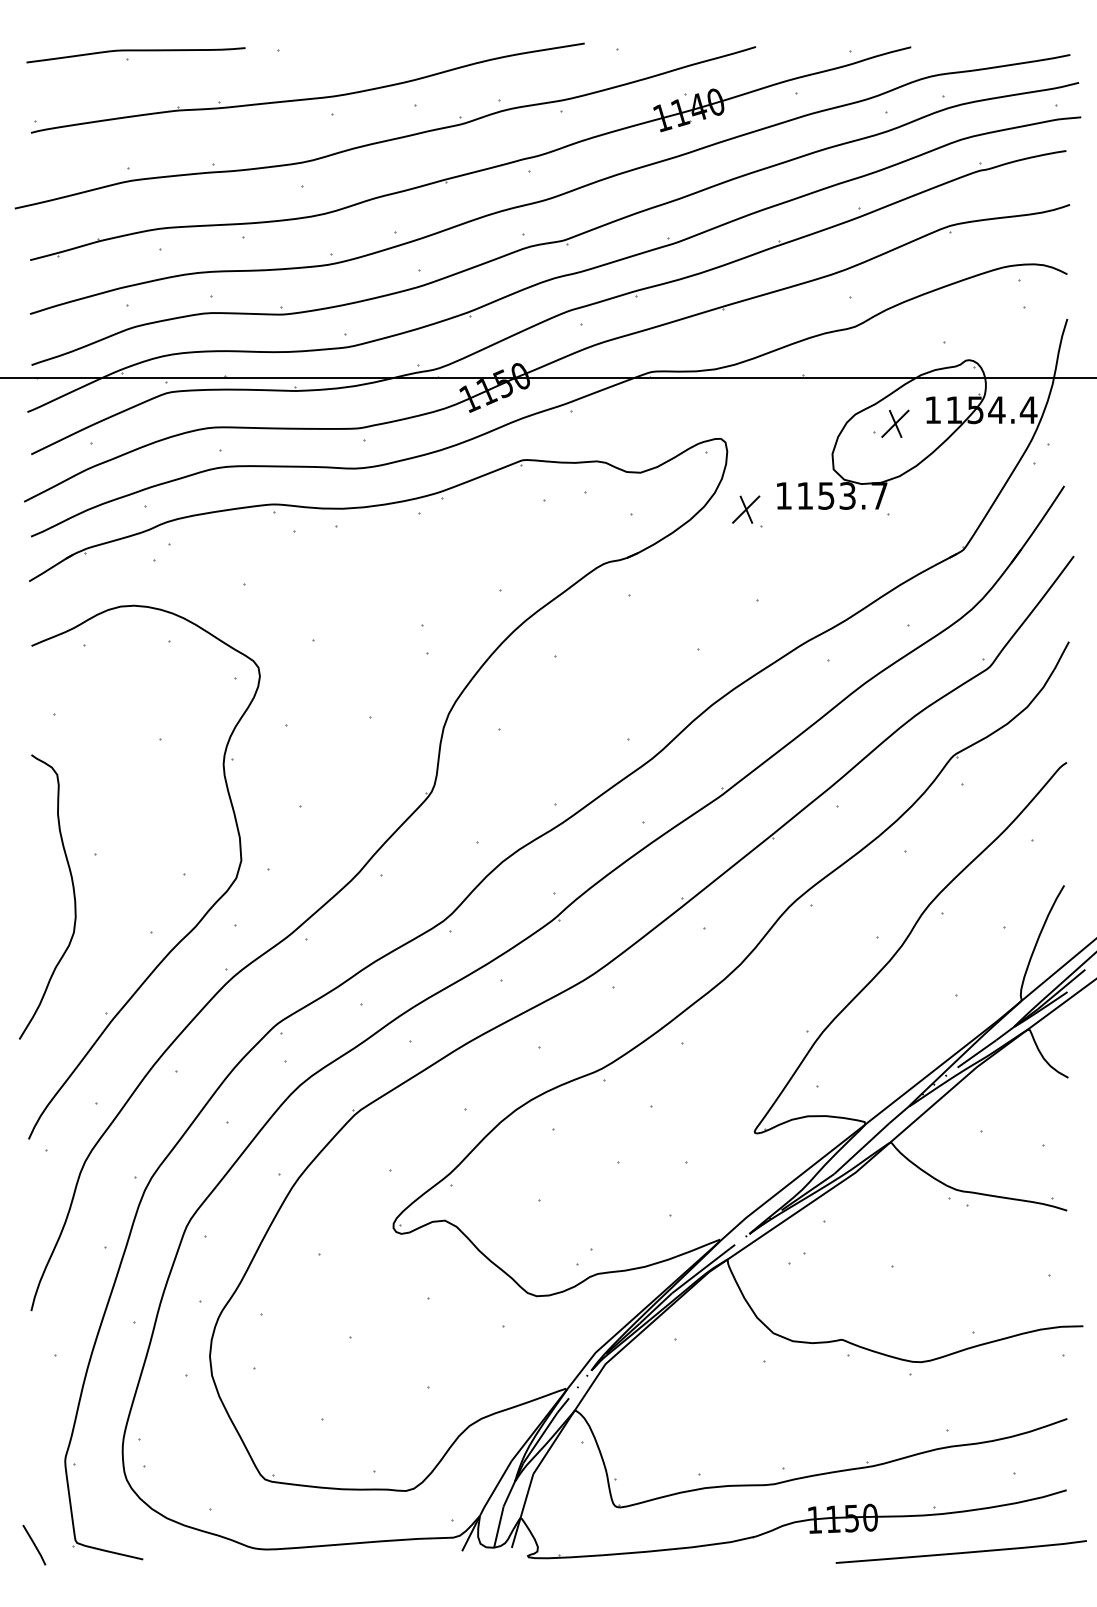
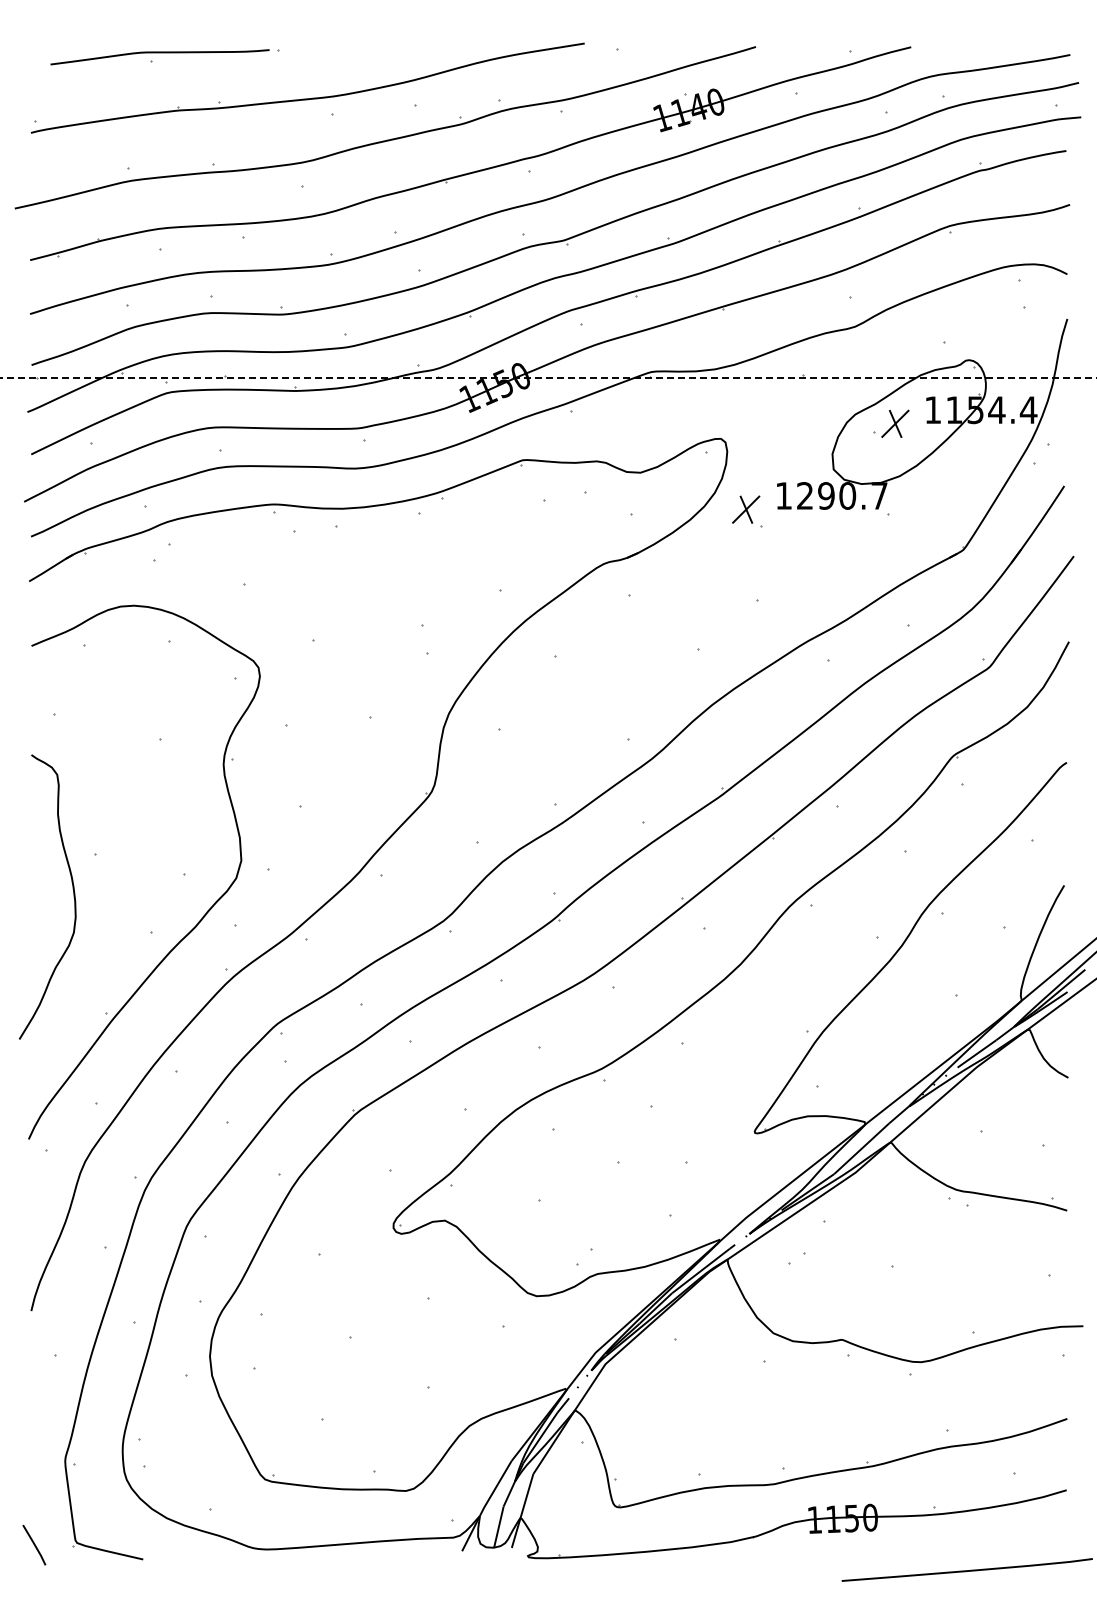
part position: (135, 55) -> (159, 57) (159, 57)
line: solid -> dashed (548, 377)
text: 1153.7 -> 1290.7 (826, 495)
curve position: (960, 1552) -> (966, 1570) (966, 1570)
